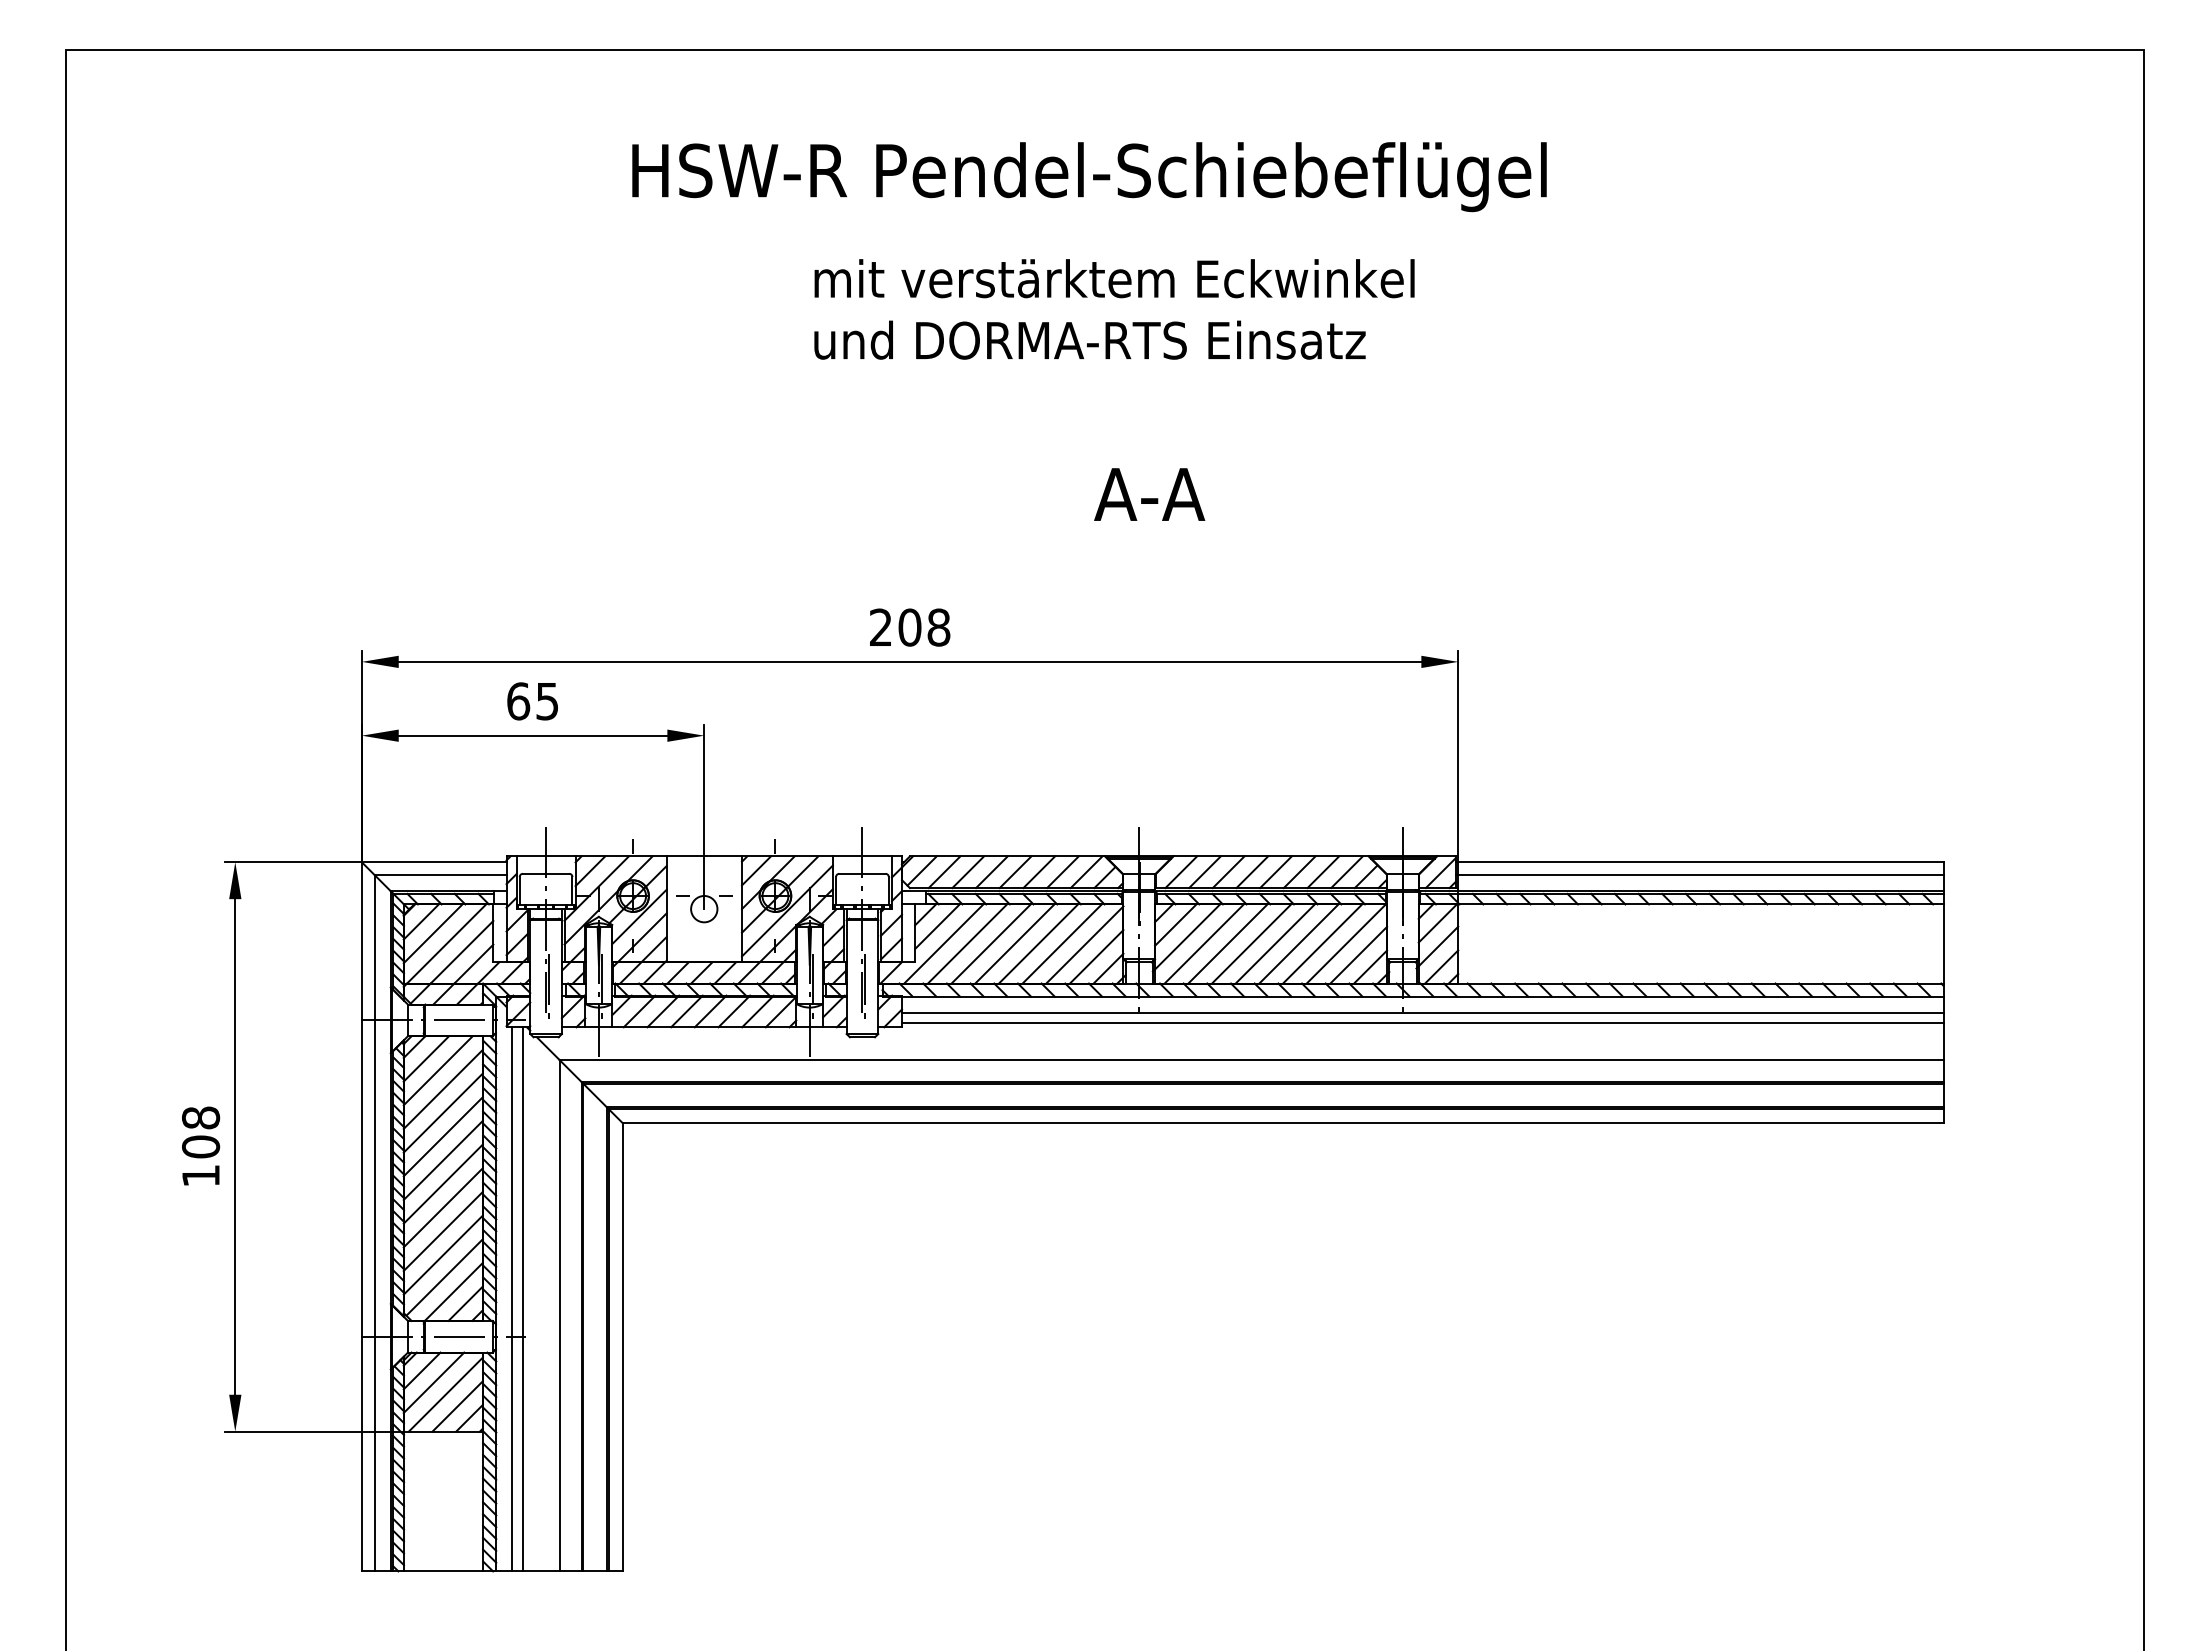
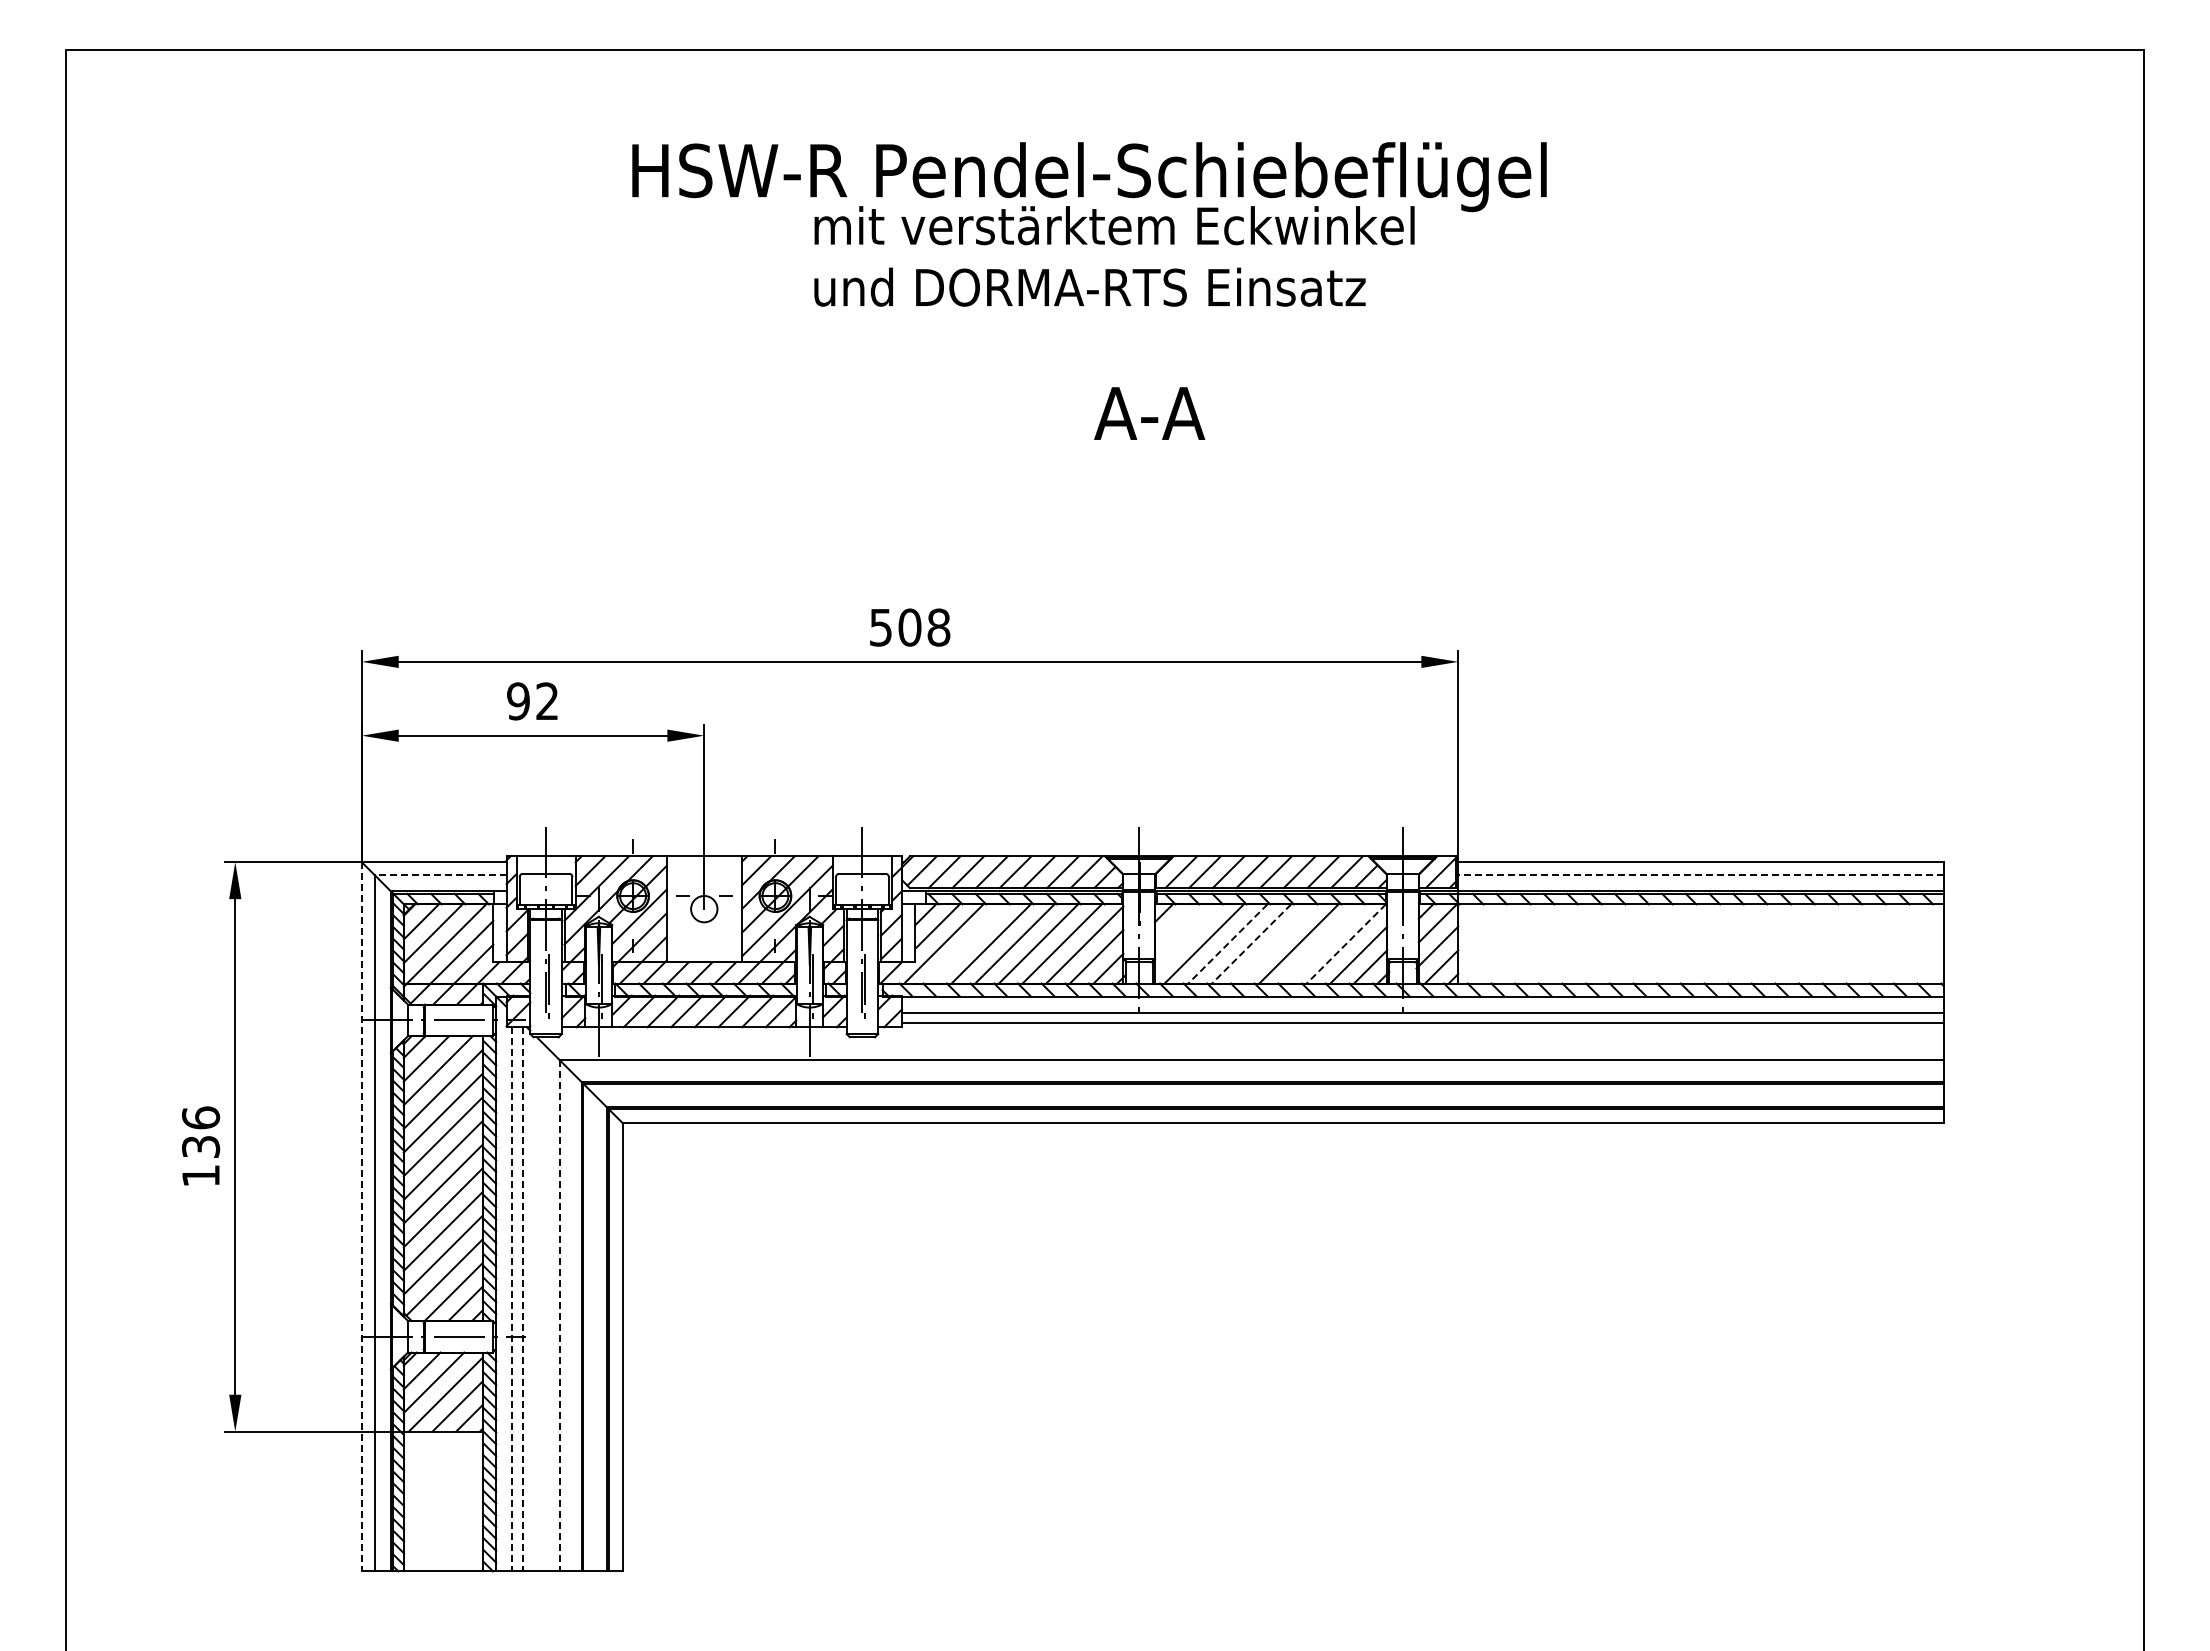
text position: (1114, 309) -> (1114, 256) (1114, 256)
text position: (1149, 494) -> (1149, 413) (1149, 413)
text: 208 -> 508 (880, 627)
text: 65 -> 92 (532, 701)
line: solid -> dashed (440, 875)
line: solid -> dashed (1699, 875)
line: present -> none (1175, 924)
line: present -> none (1186, 937)
line: present -> none (967, 943)
line: solid -> dashed (1227, 943)
line: solid -> dashed (1251, 943)
line: present -> none (1274, 943)
line: present -> none (1322, 943)
line: solid -> dashed (1346, 943)
text: 108 -> 136 (201, 1132)
line: solid -> dashed (361, 1216)
line: solid -> dashed (512, 1299)
line: solid -> dashed (522, 1299)
line: solid -> dashed (559, 1315)
